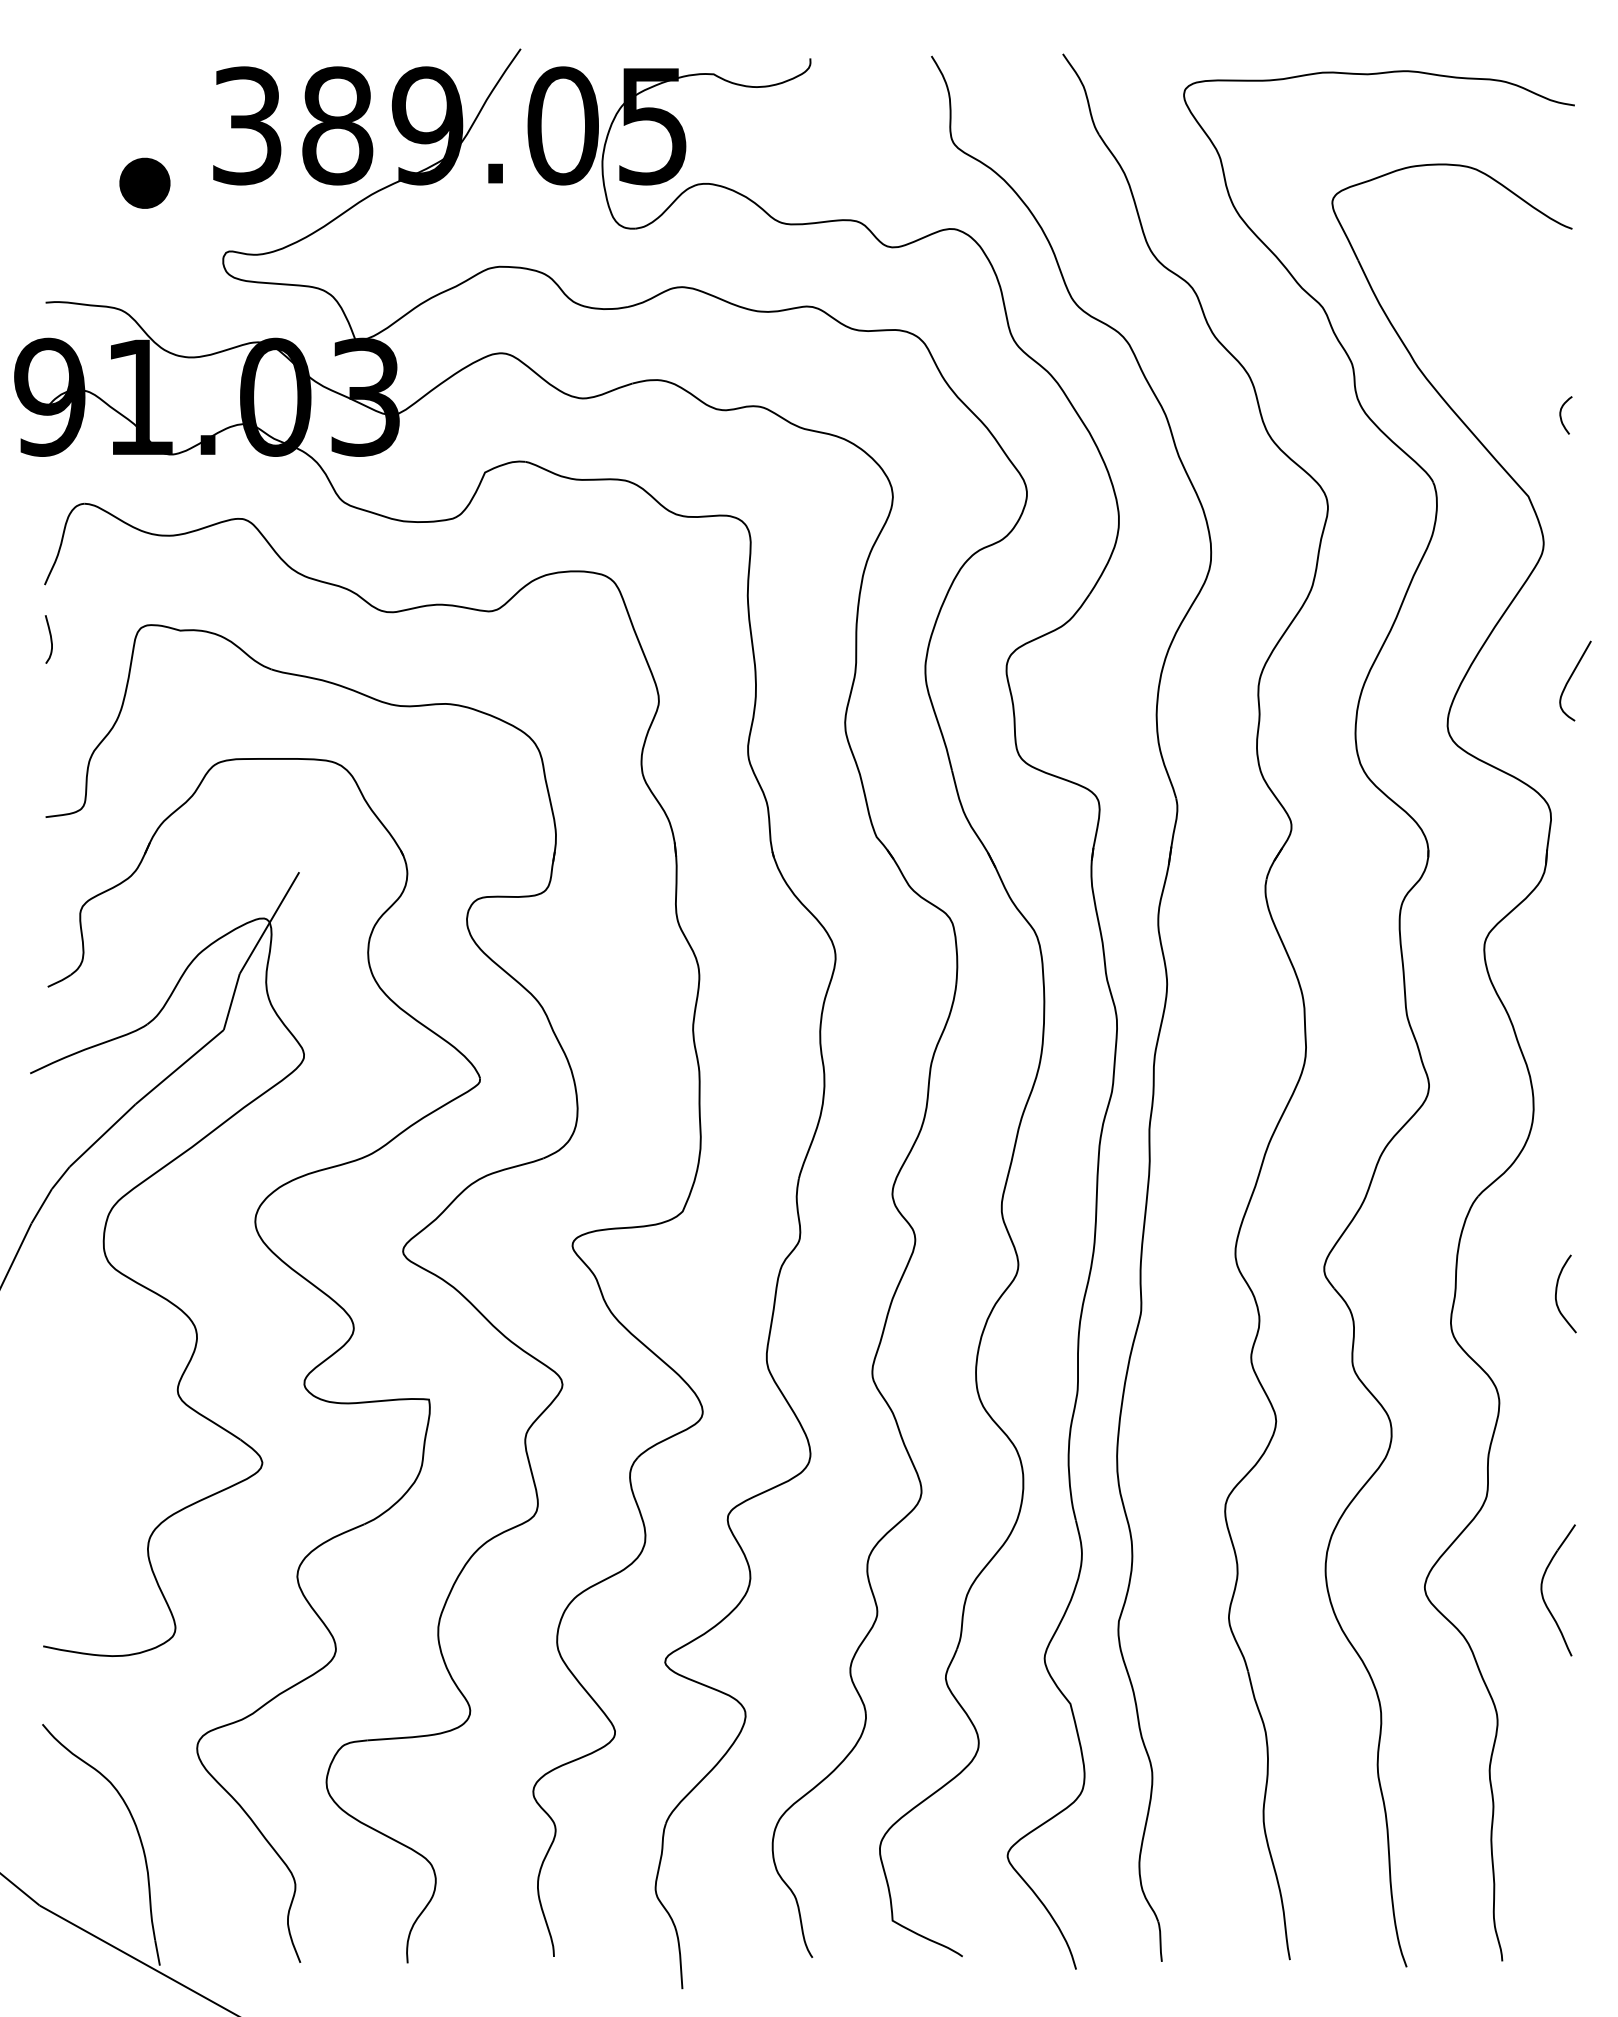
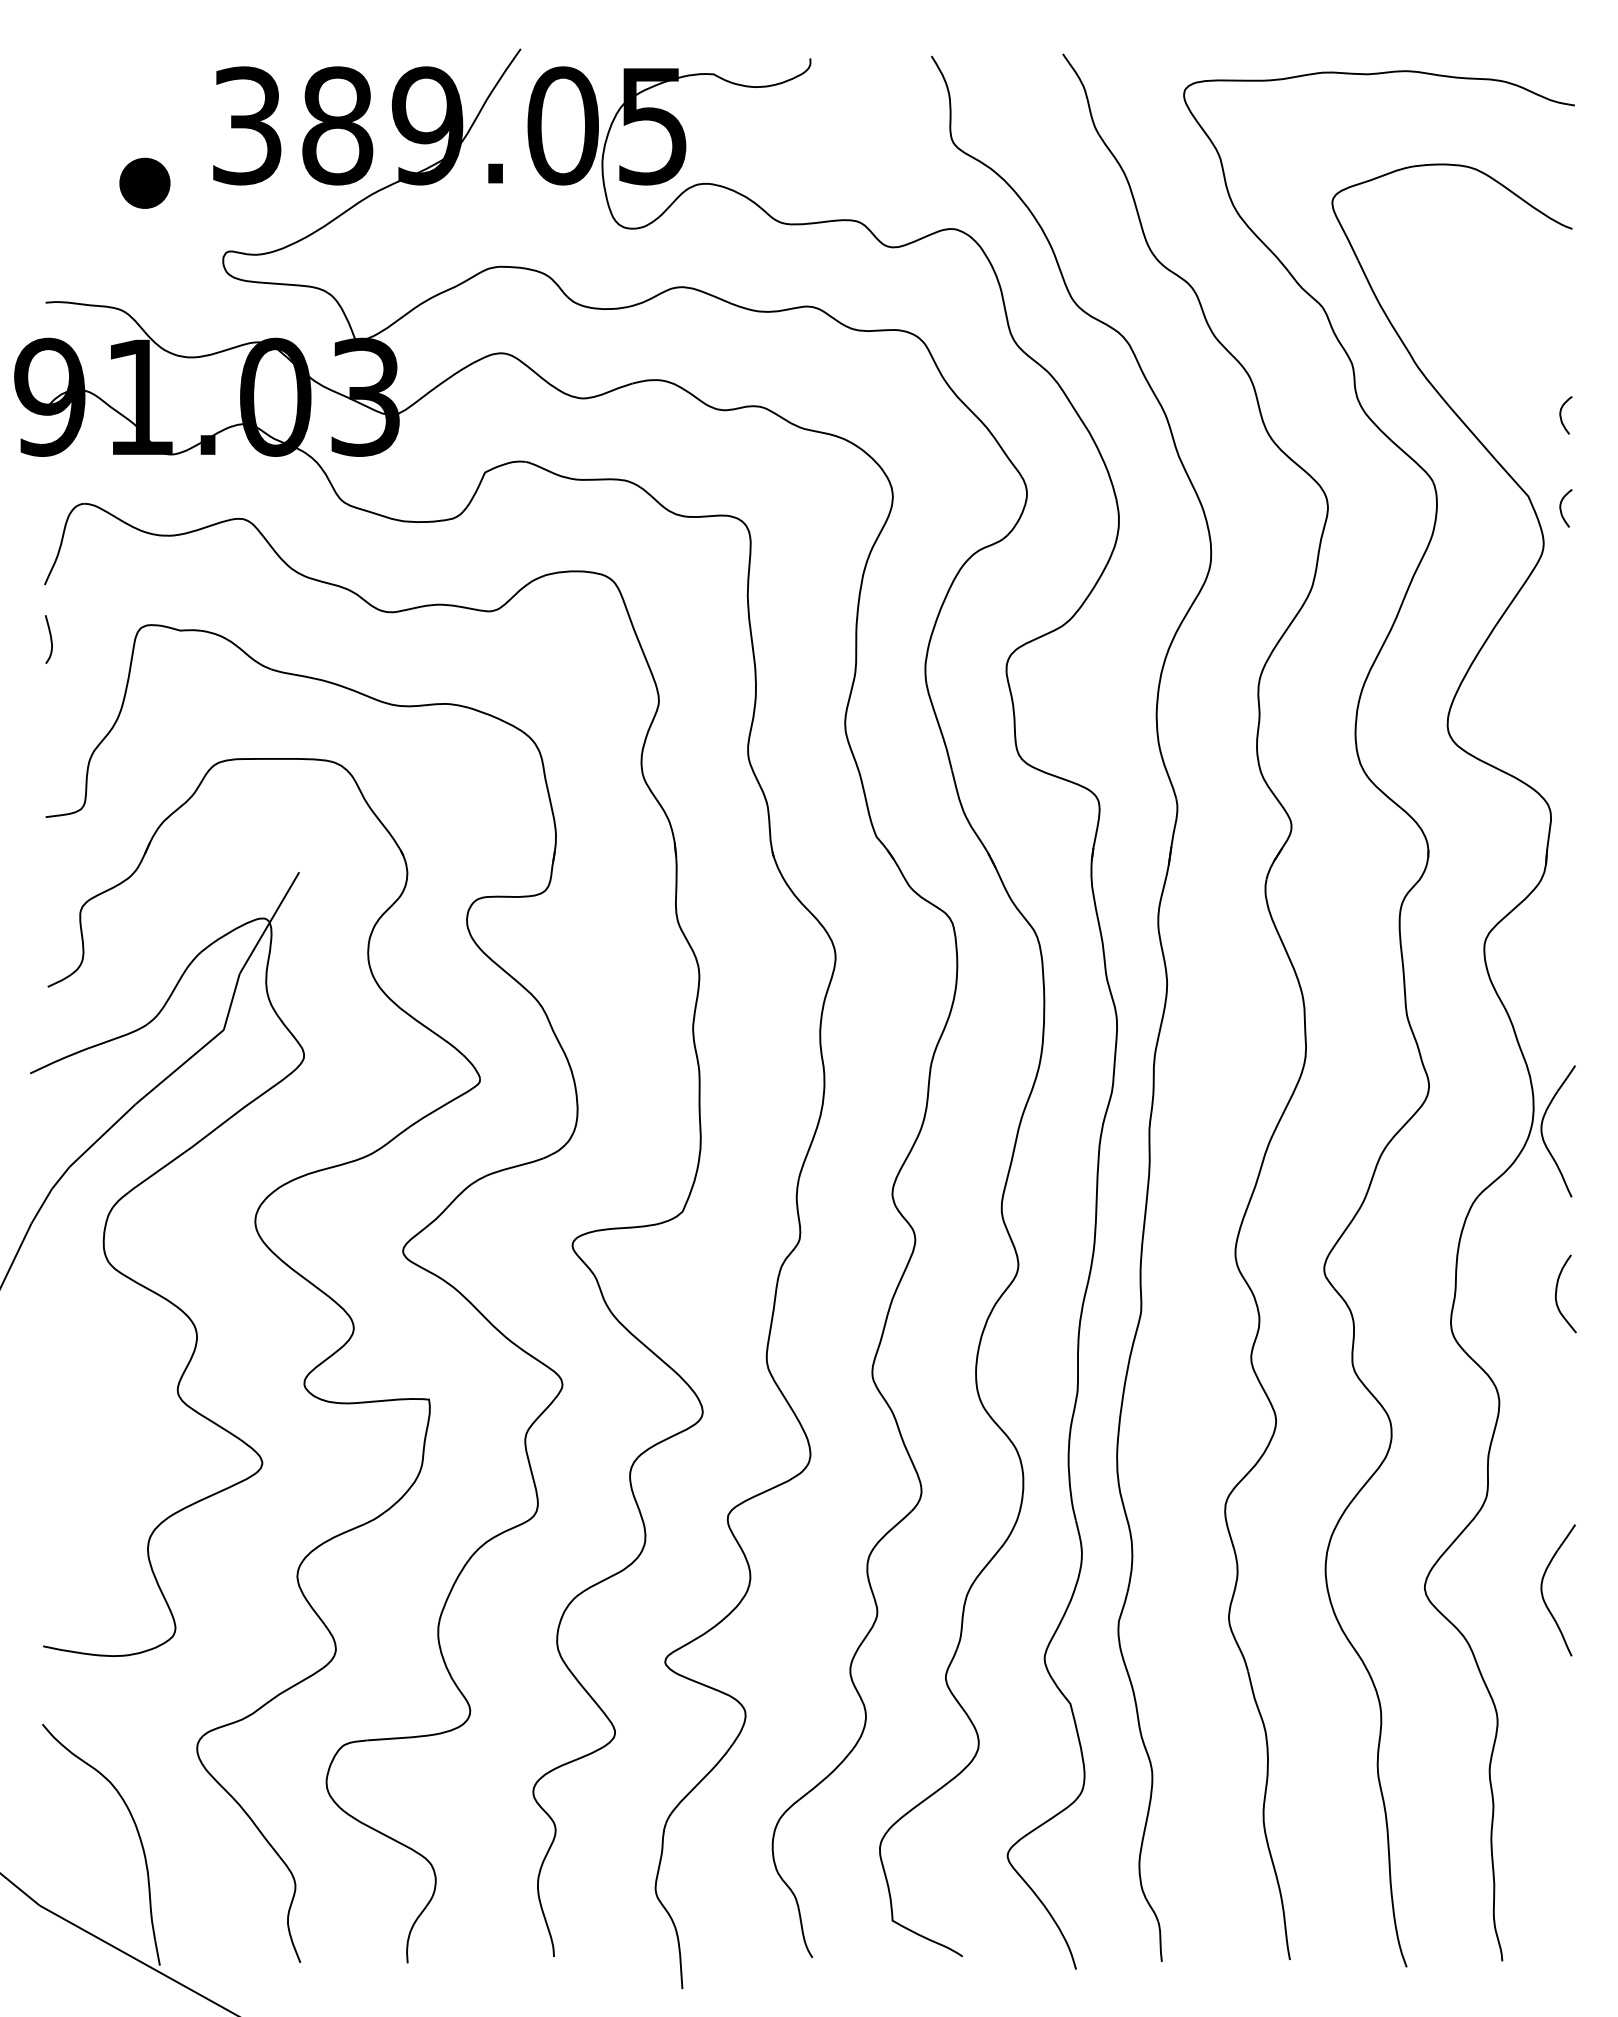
curve: none -> present (1561, 508)
curve: present -> none (1571, 677)
part: none -> present (1543, 1135)
